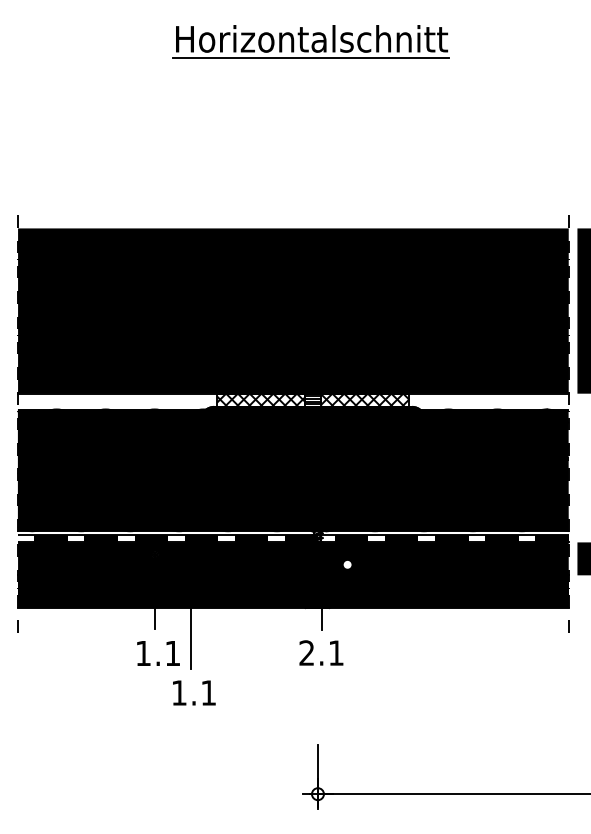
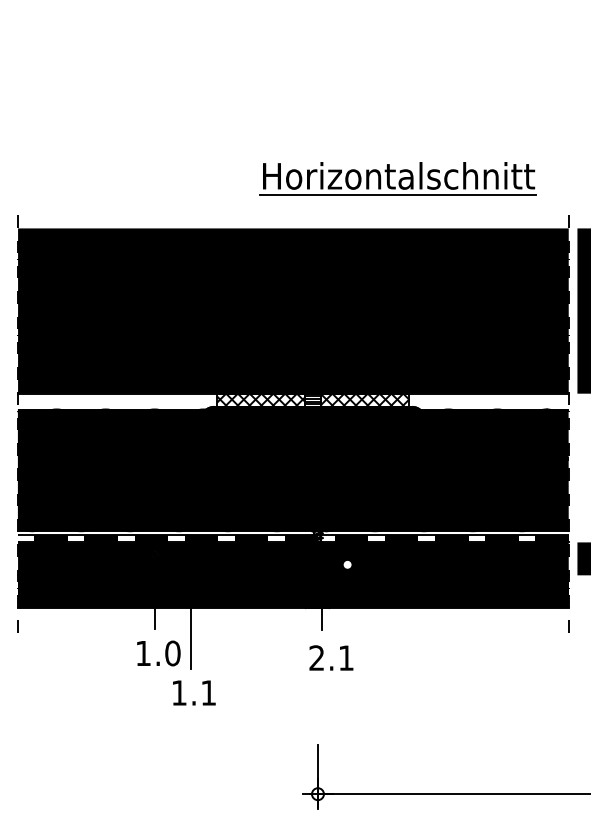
part position: (310, 41) -> (397, 178) (397, 178)
text position: (321, 652) -> (331, 657) (331, 657)
text: 1.1 -> 1.0 (172, 653)
